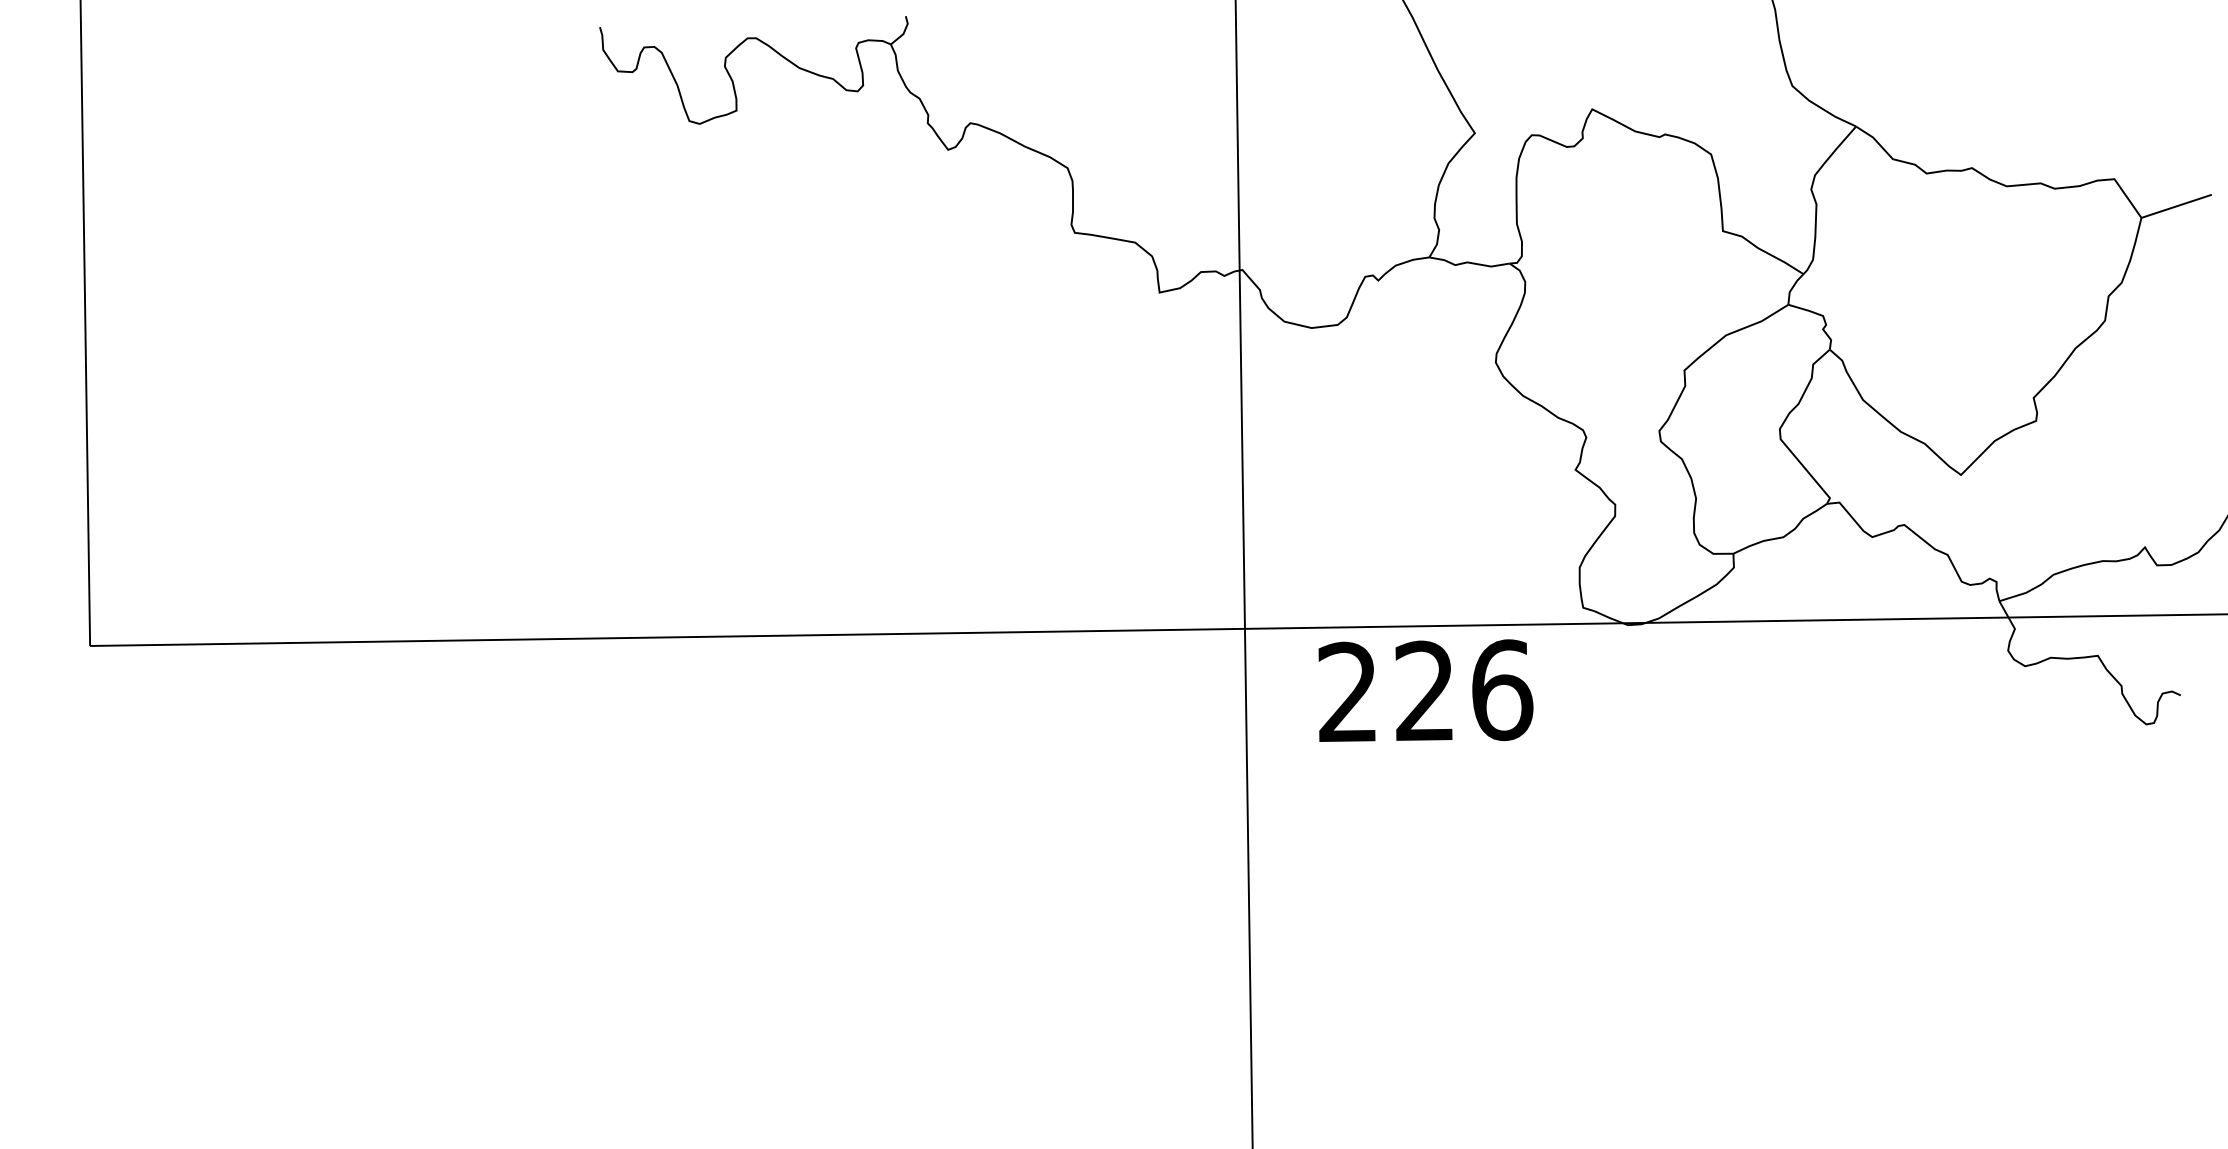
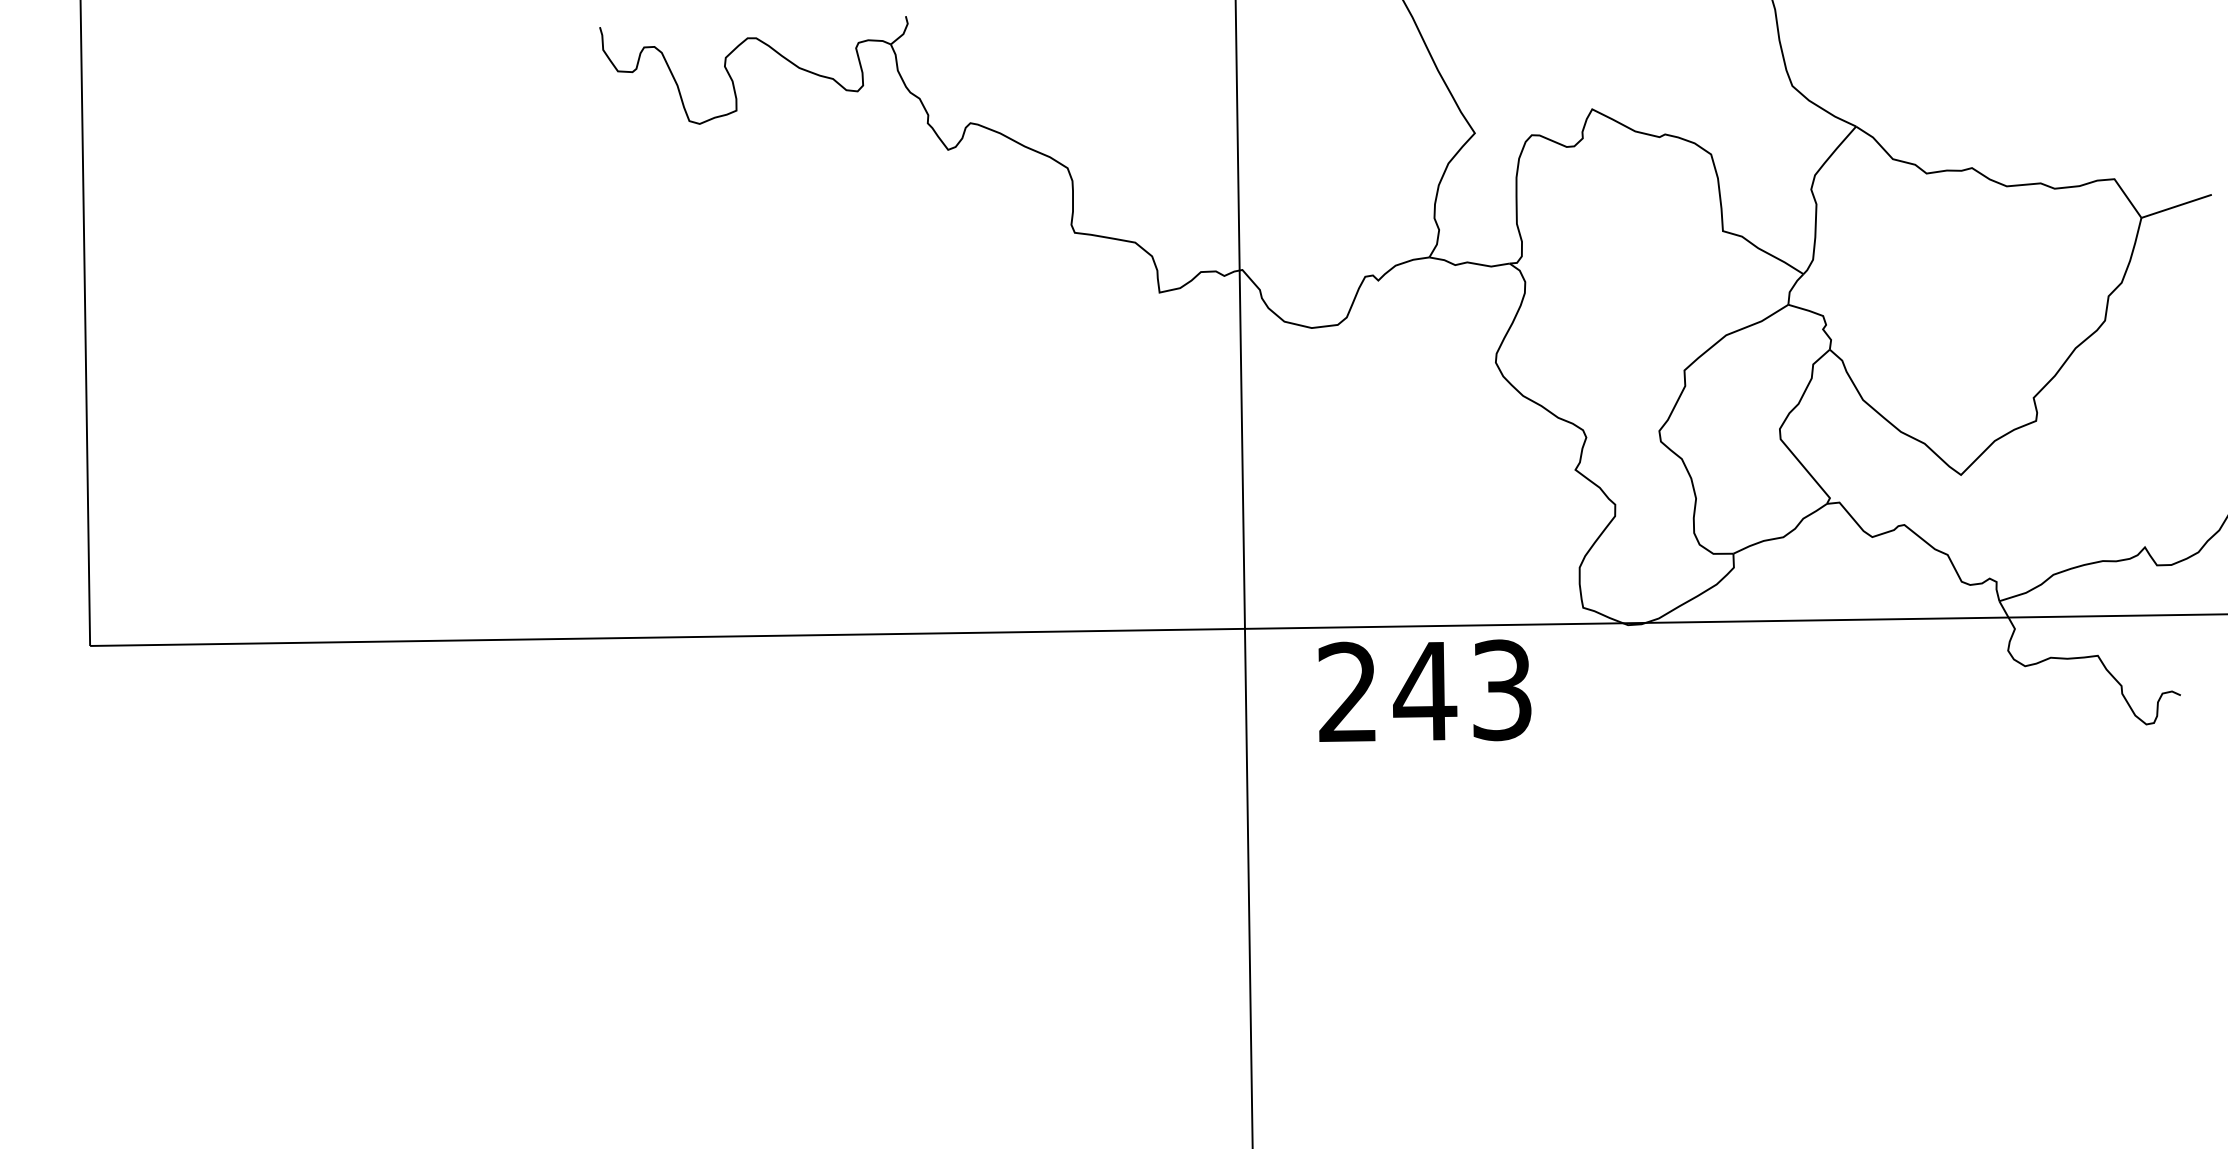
text: 226 -> 243 (1463, 690)
